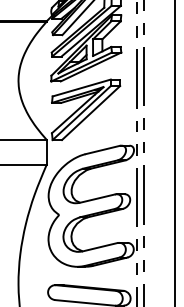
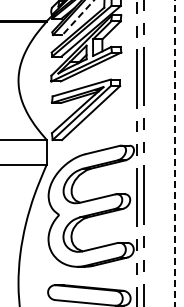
line: solid -> dashed (77, 18)
line: solid -> dashed (174, 154)
